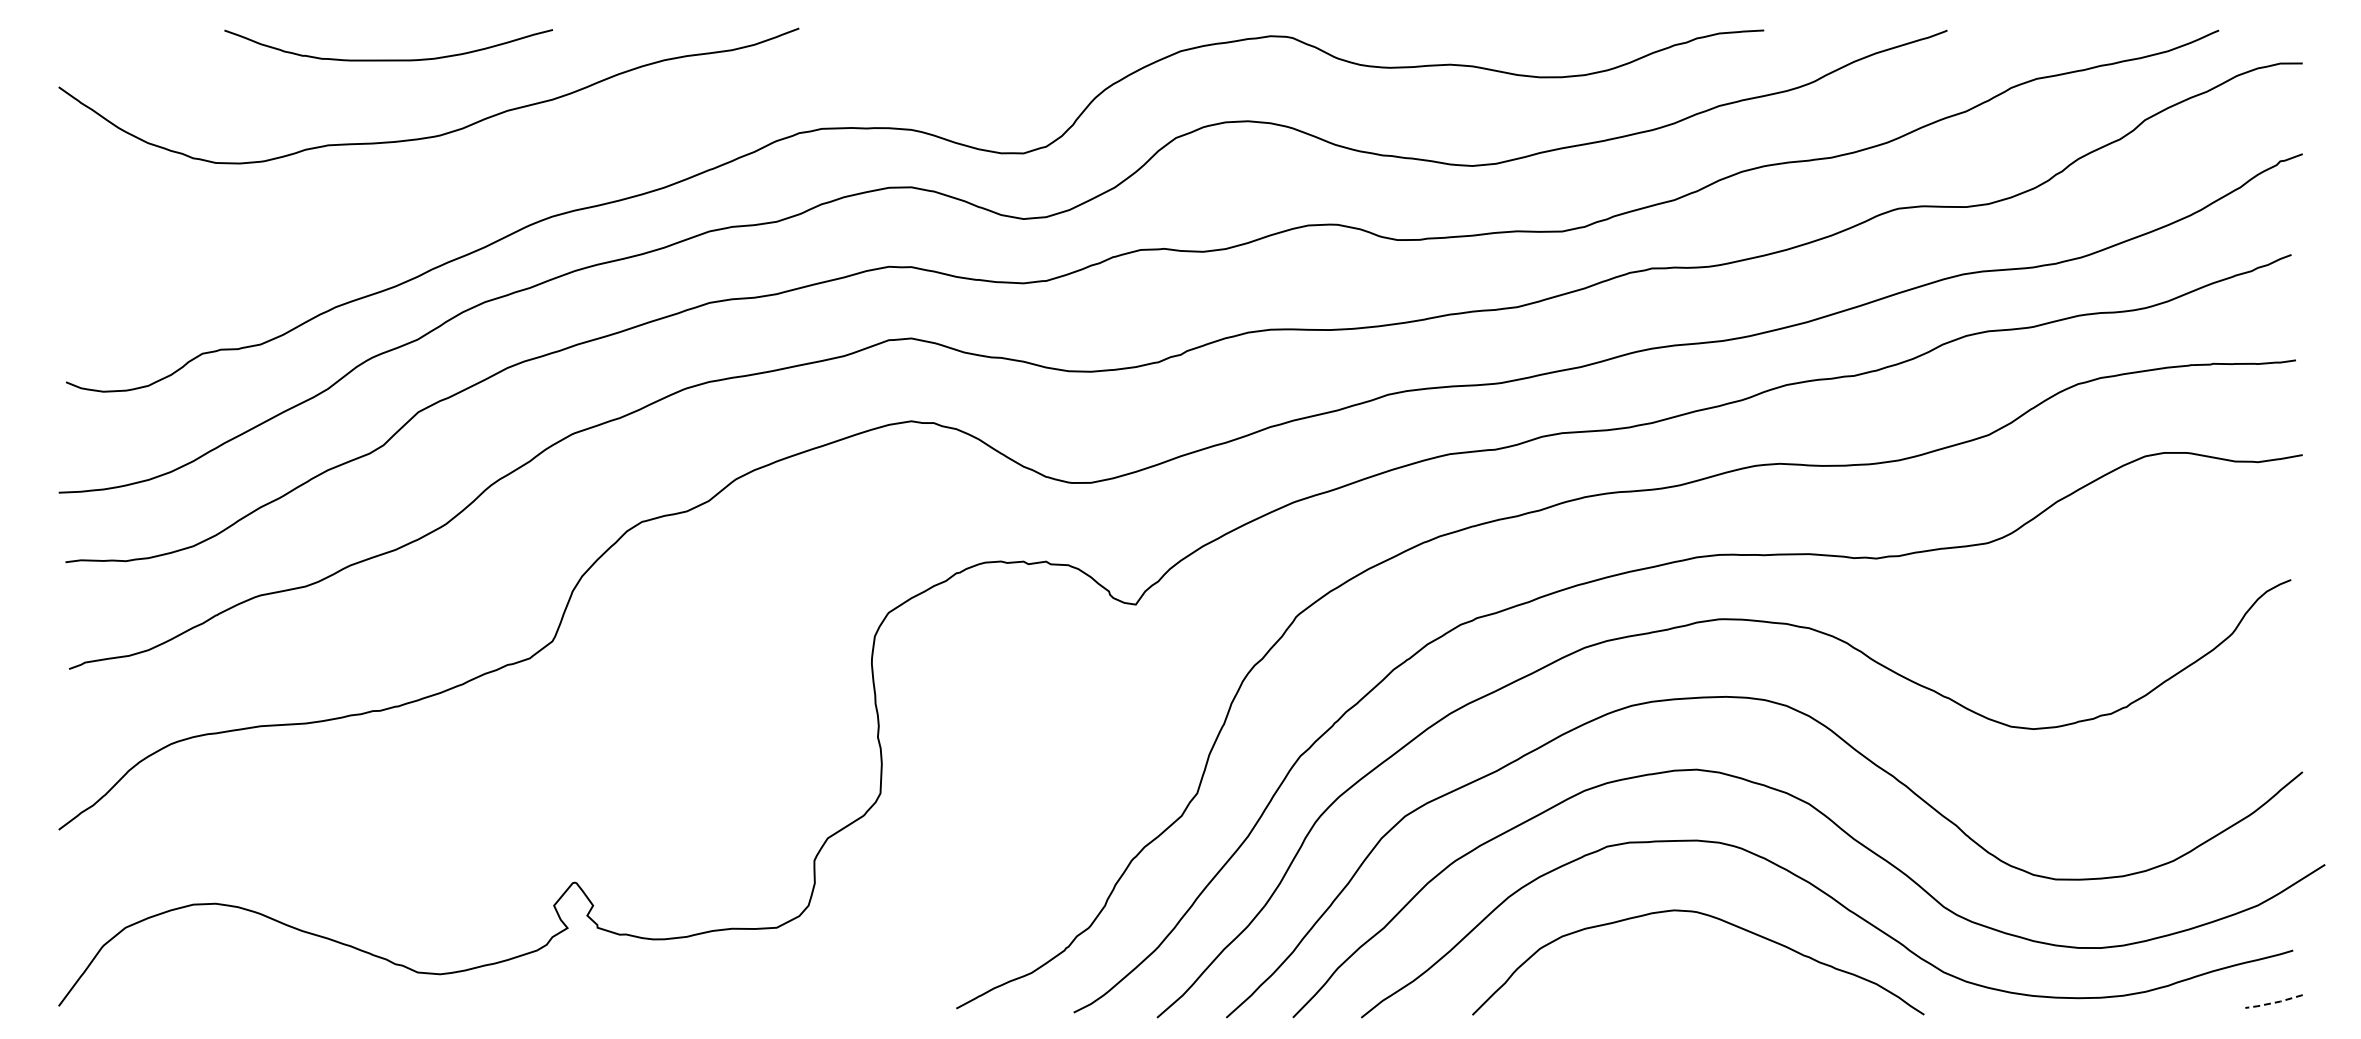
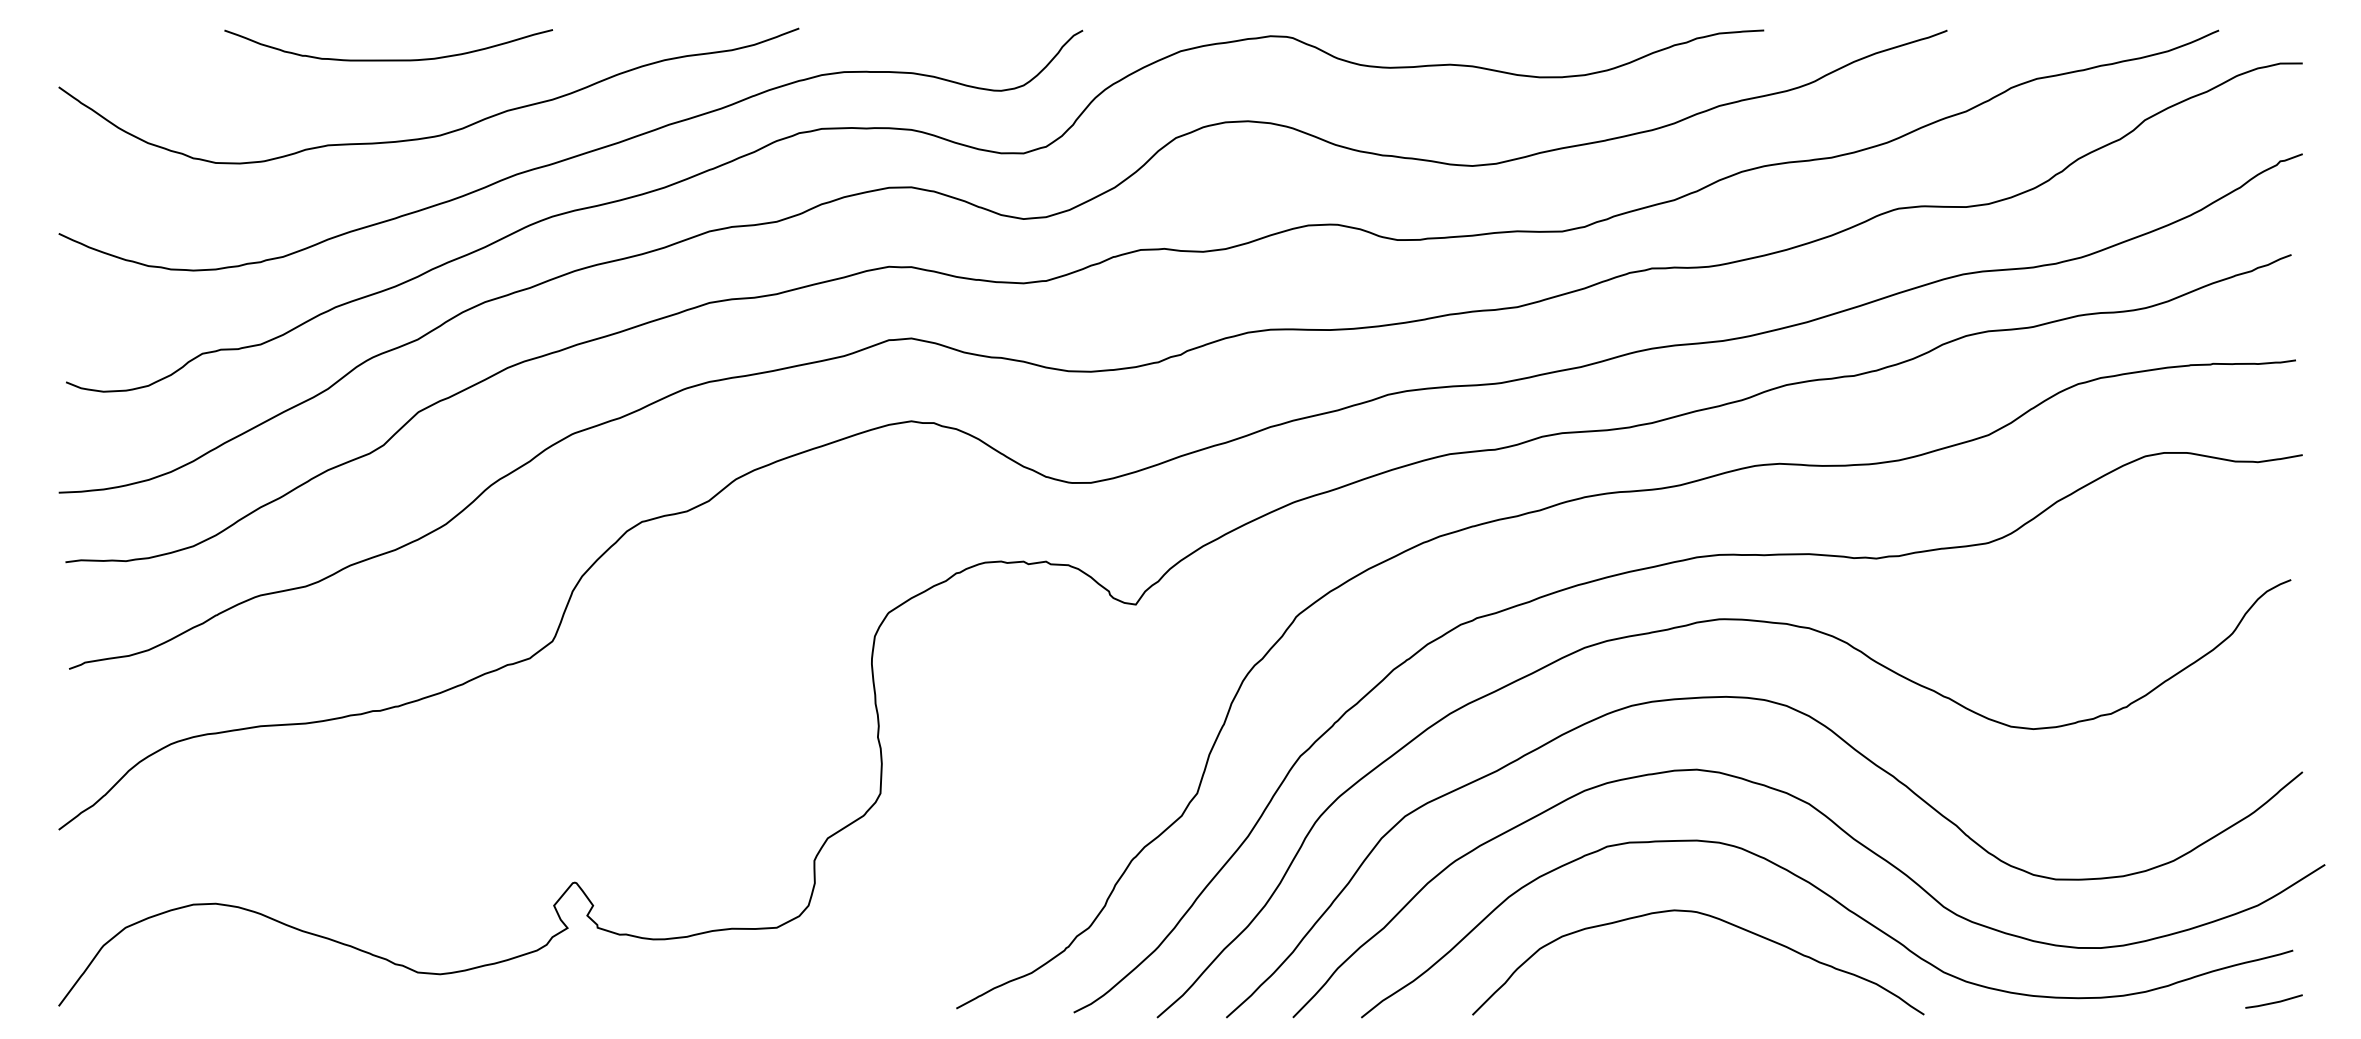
curve: none -> present (571, 156)
line: dashed -> solid (2274, 1002)
